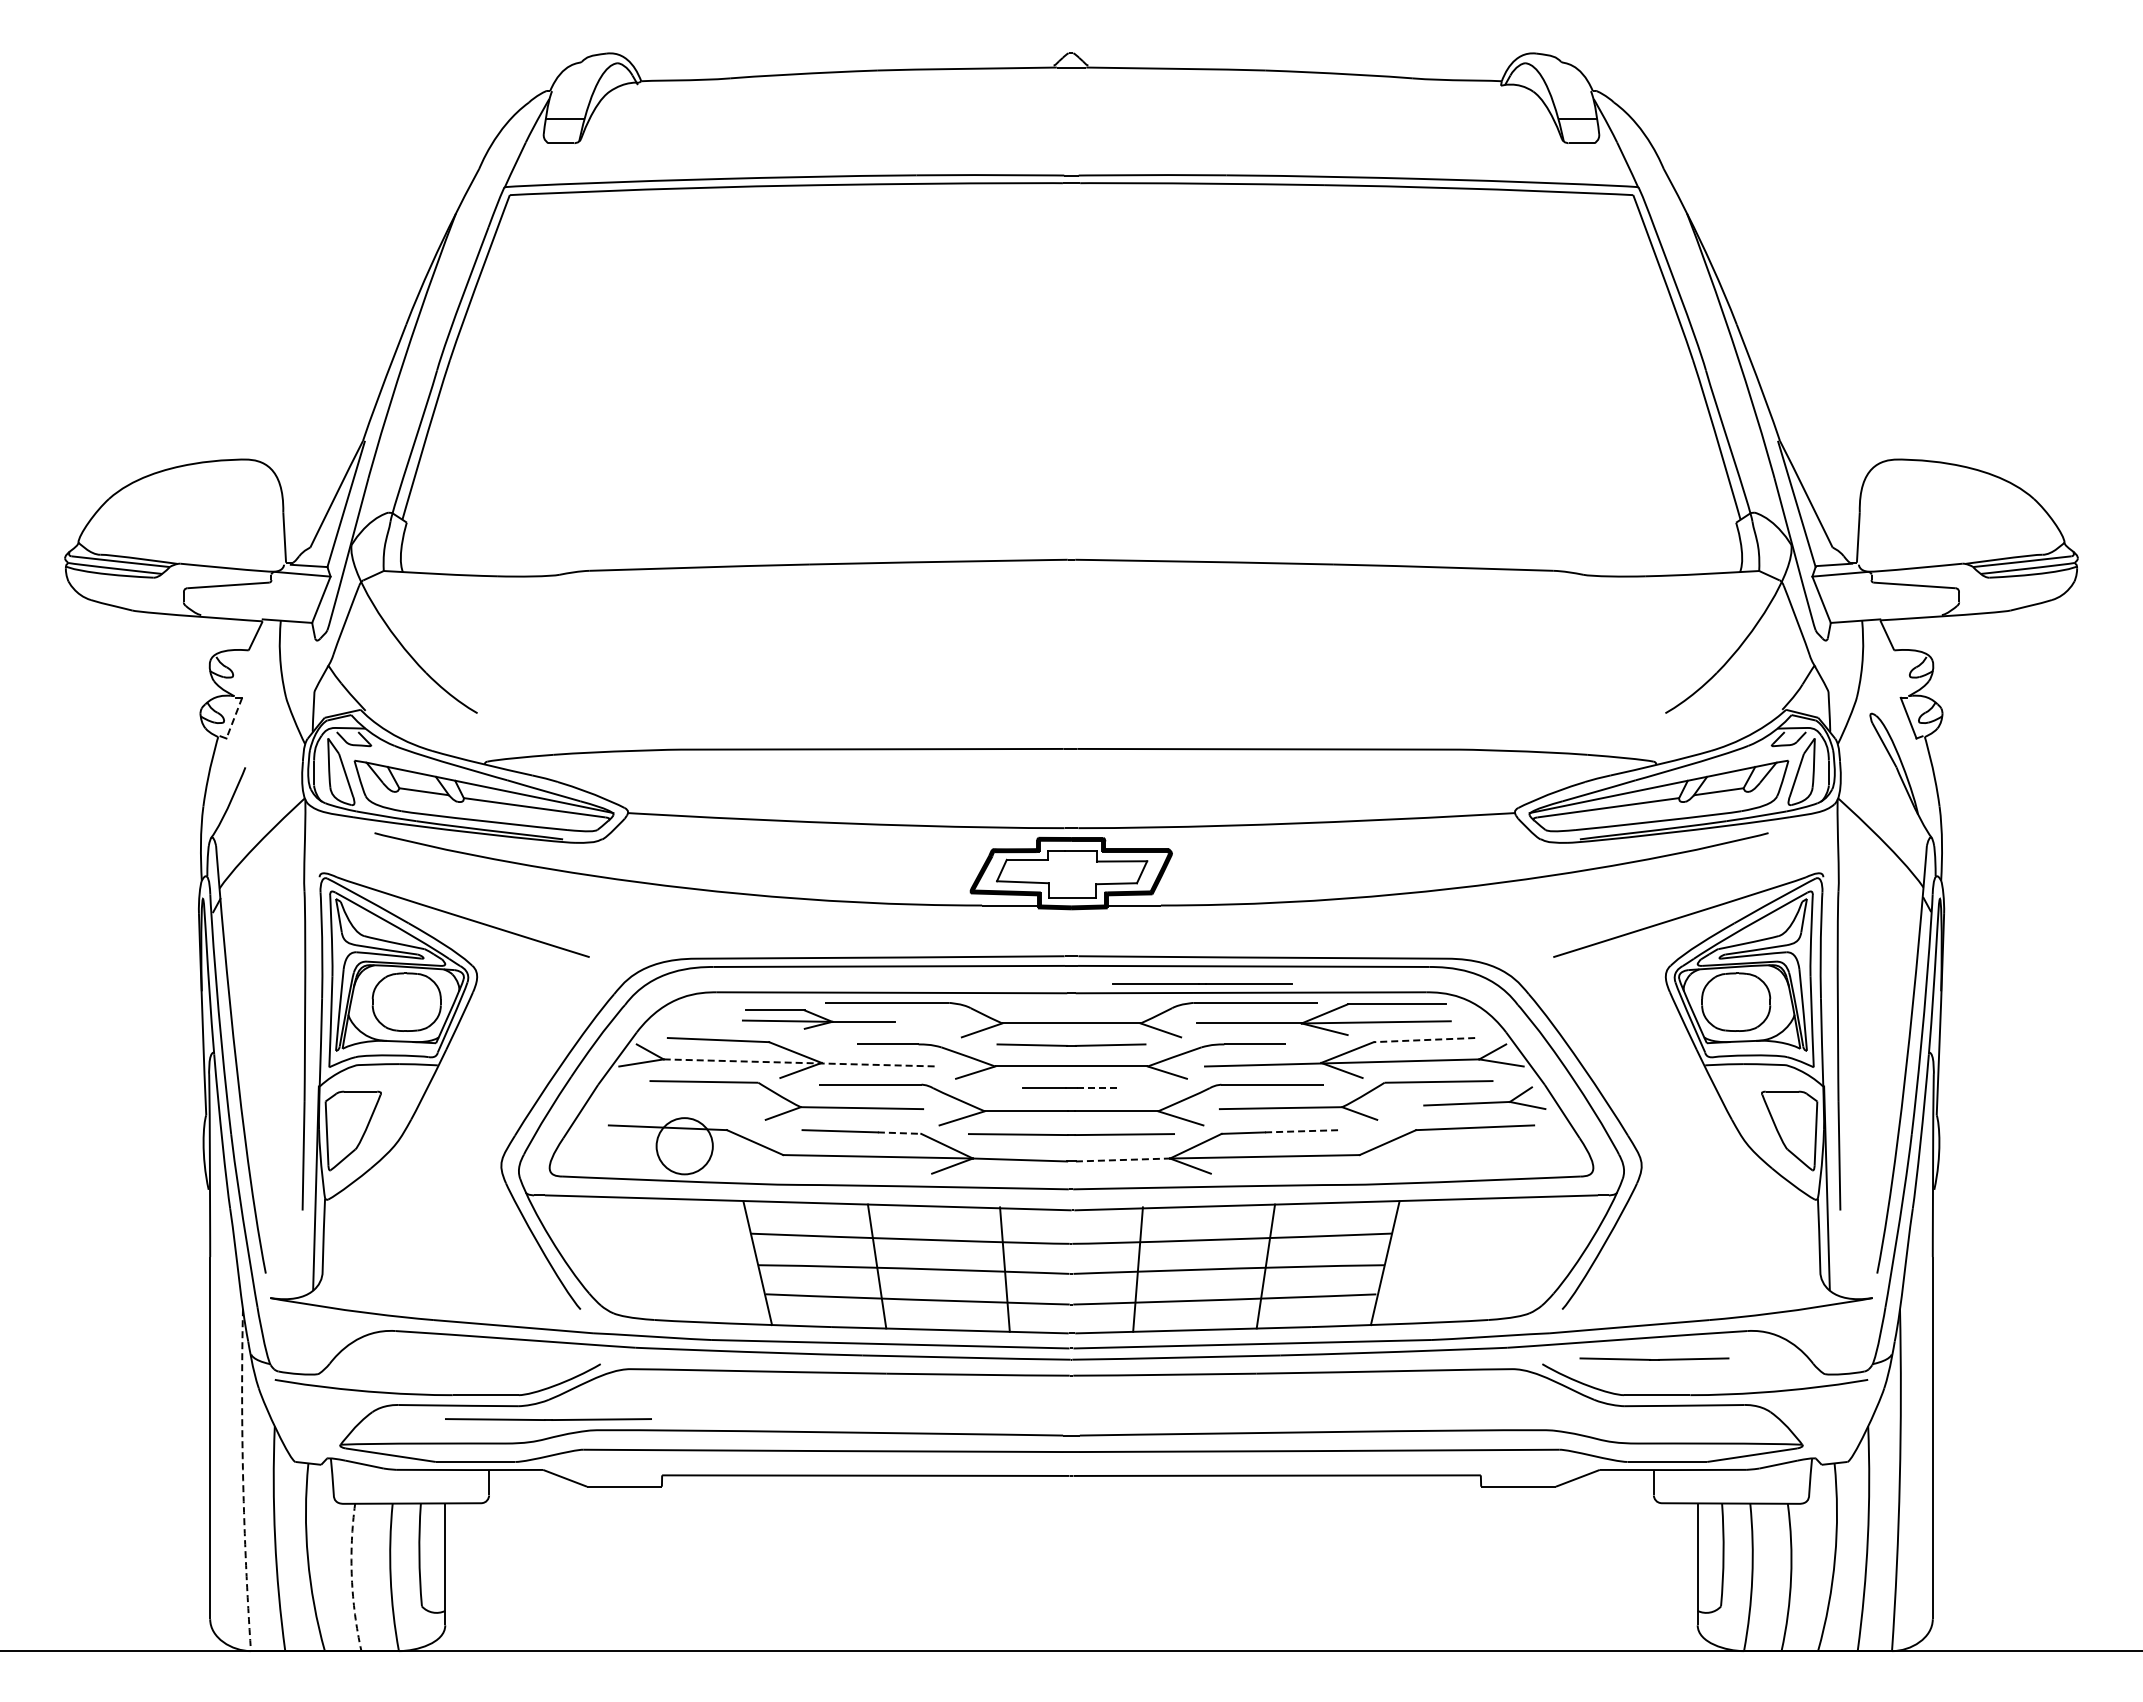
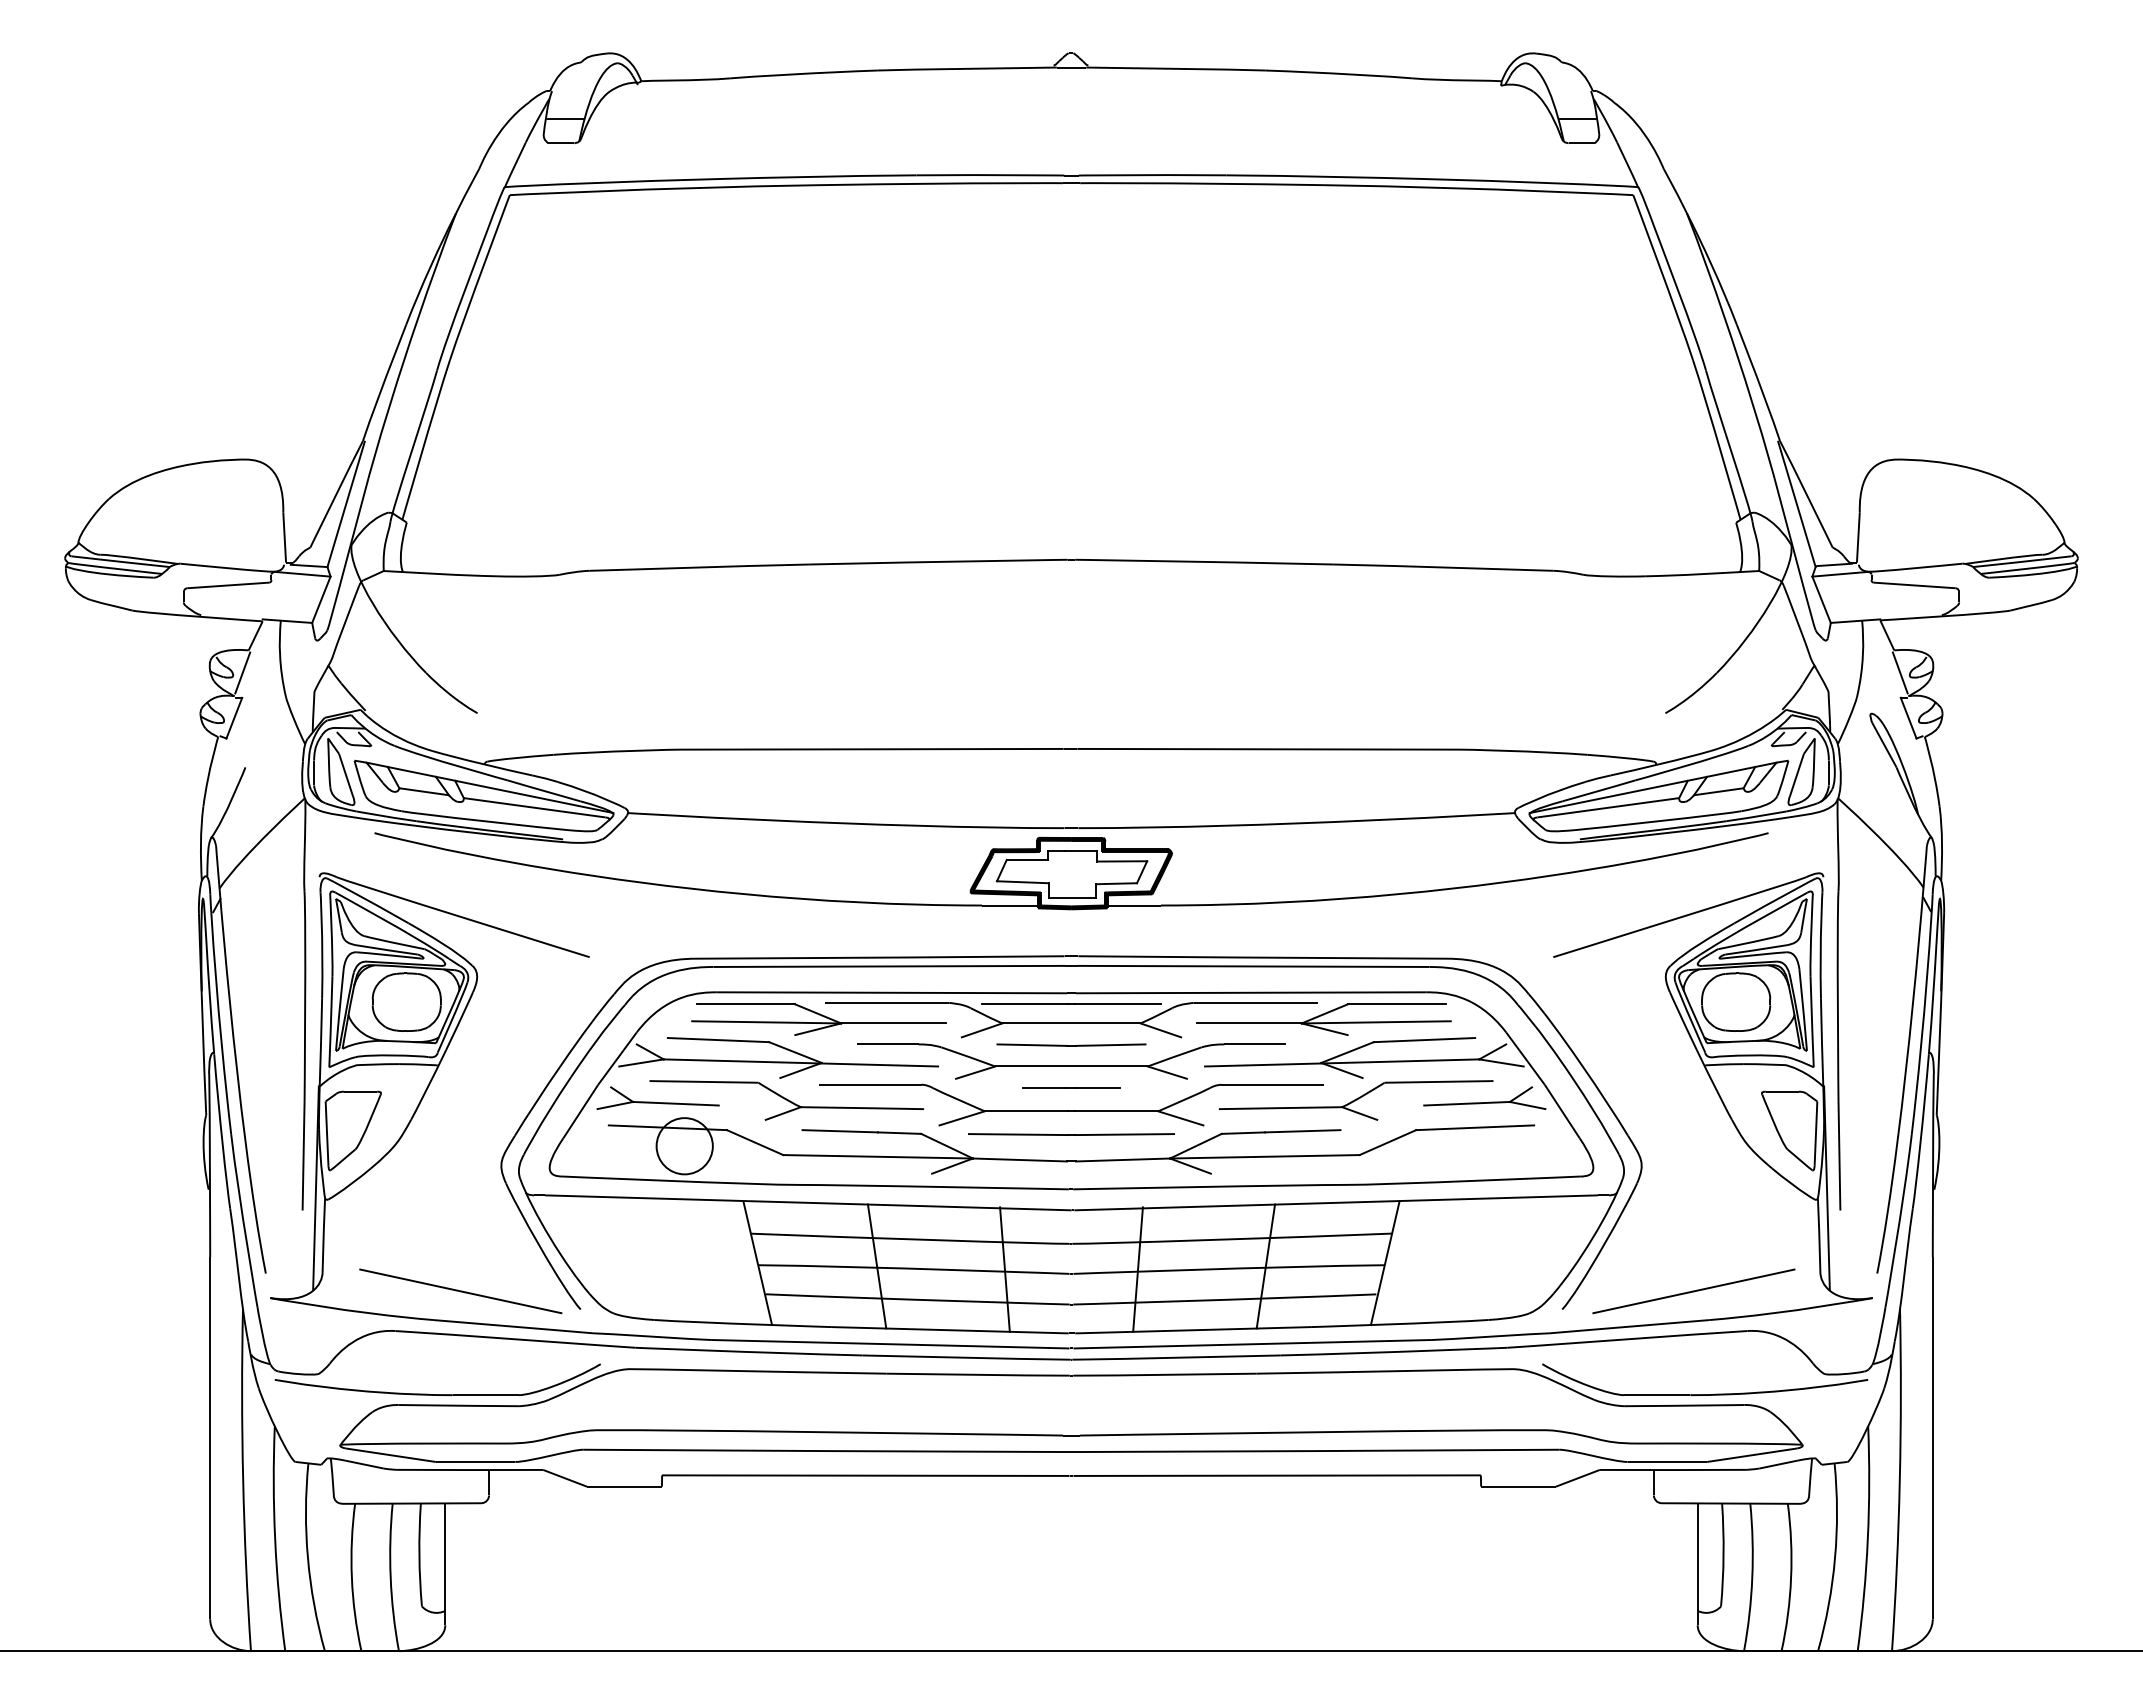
line: none -> present (242, 672)
line: none -> present (1899, 672)
line: dashed -> solid (234, 718)
line position: (1202, 983) -> (1071, 1003) (1071, 1003)
part size: 154x21 px -> 256x33 px (818, 1019)
line: dashed -> solid (1424, 1040)
line: dashed -> solid (801, 1062)
line: dashed -> solid (1099, 1087)
part: none -> present (657, 1097)
line: dashed -> solid (1302, 1131)
line: dashed -> solid (899, 1133)
line: dashed -> solid (1123, 1159)
line: none -> present (460, 1291)
line: none -> present (1693, 1291)
line: present -> none (1654, 1359)
line: present -> none (548, 1419)
arc: dashed -> solid (243, 1480)
arc: dashed -> solid (351, 1577)
